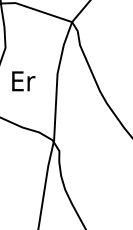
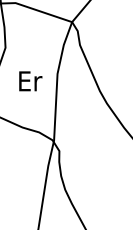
text position: (23, 81) -> (30, 81) (30, 81)
